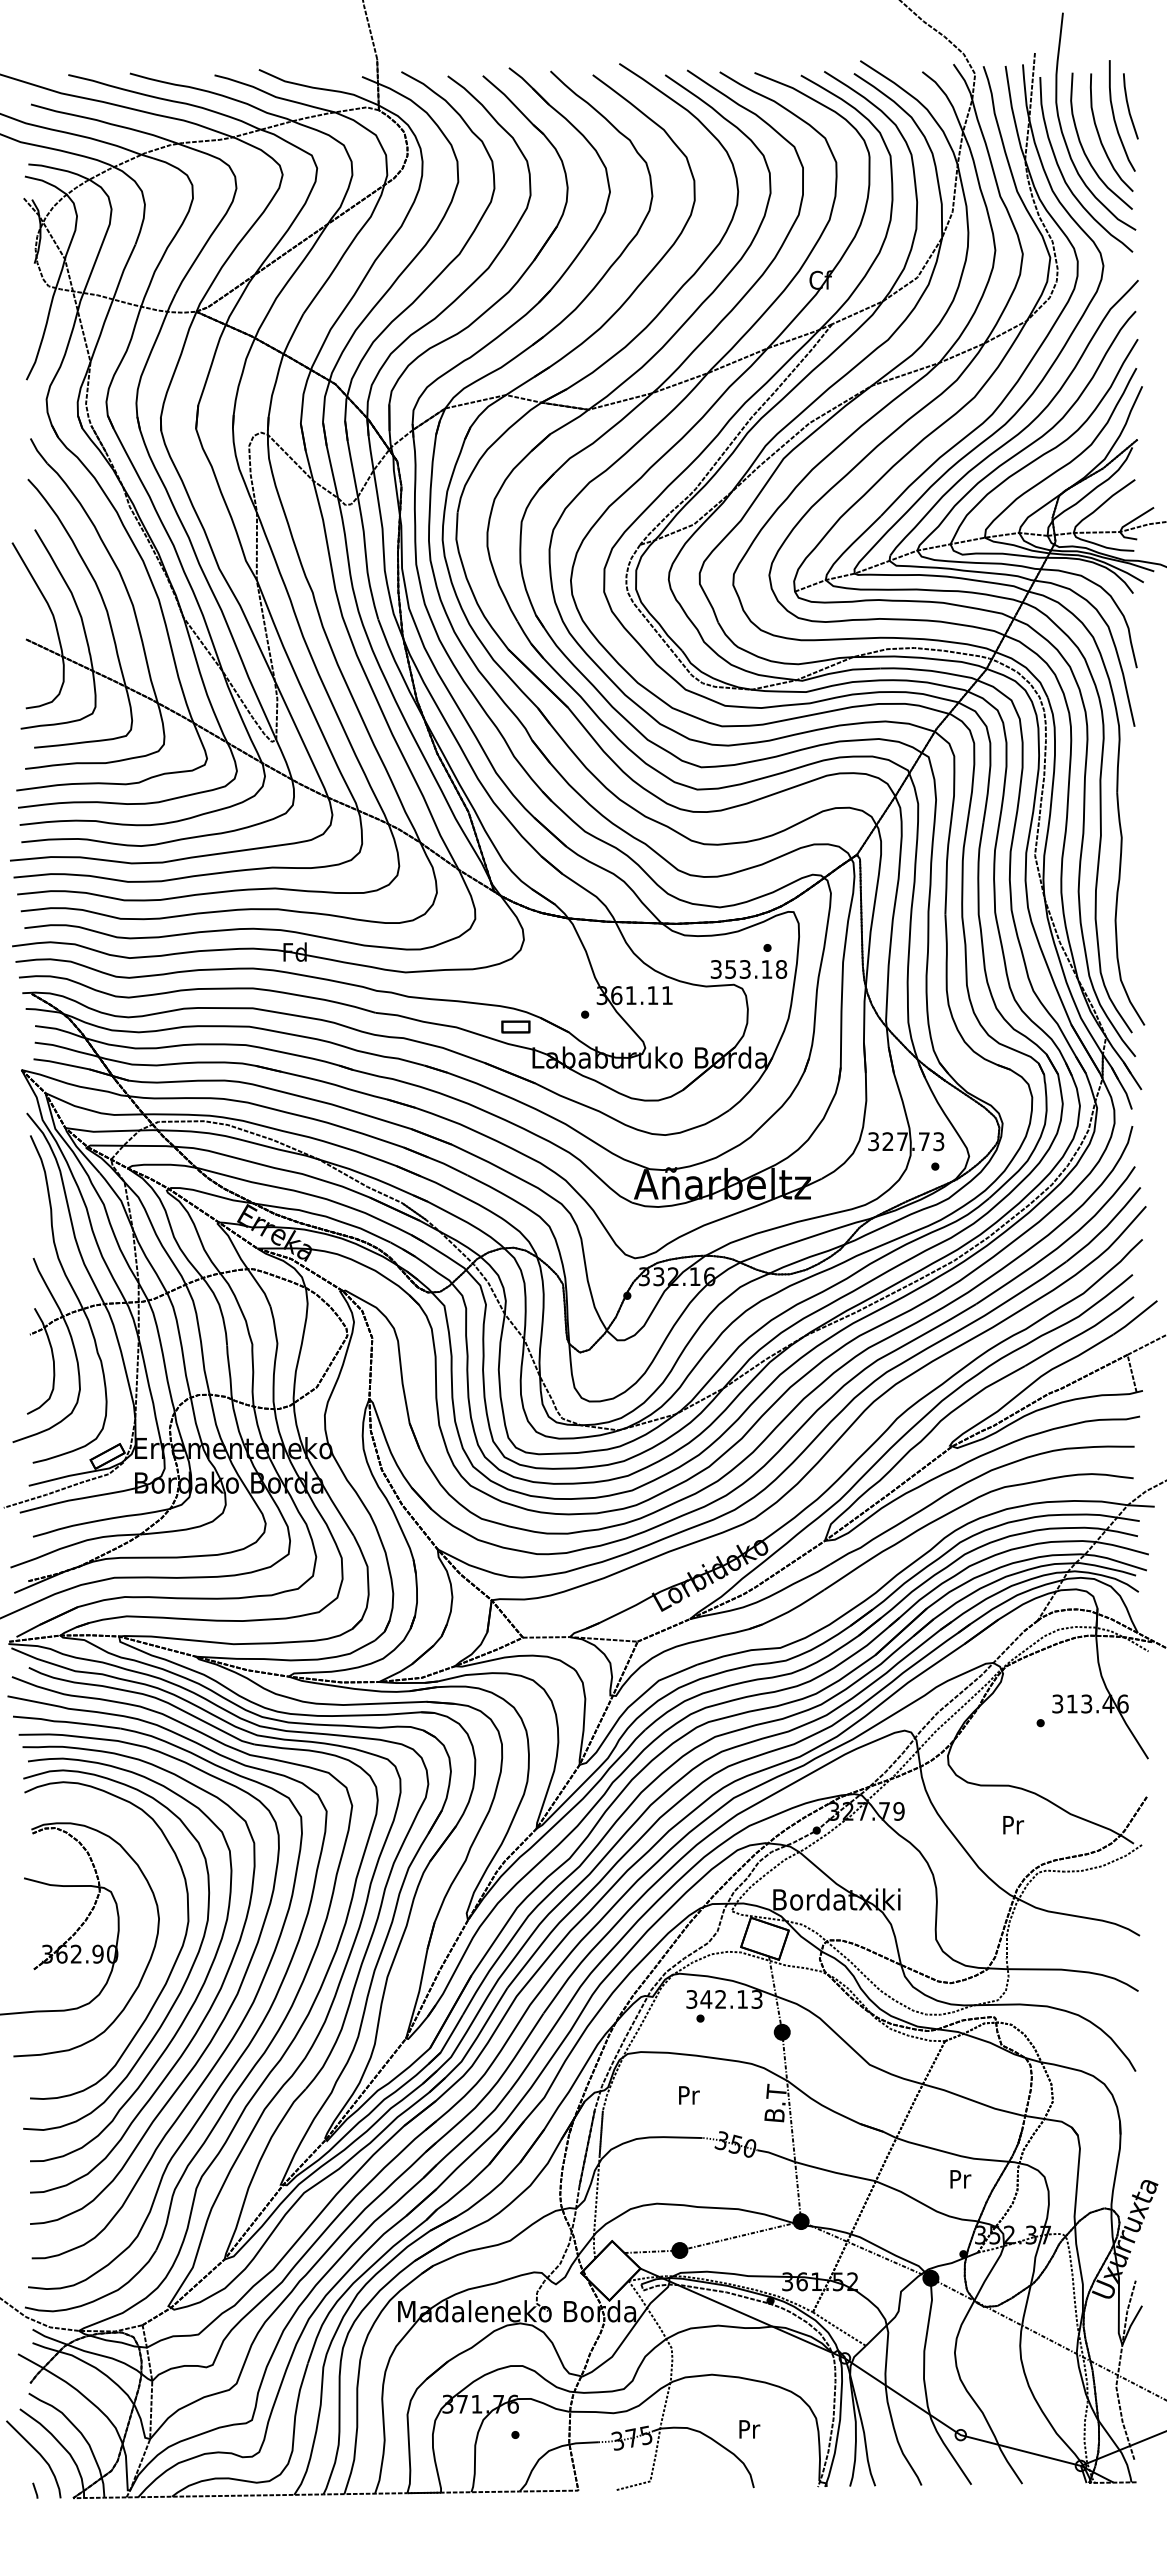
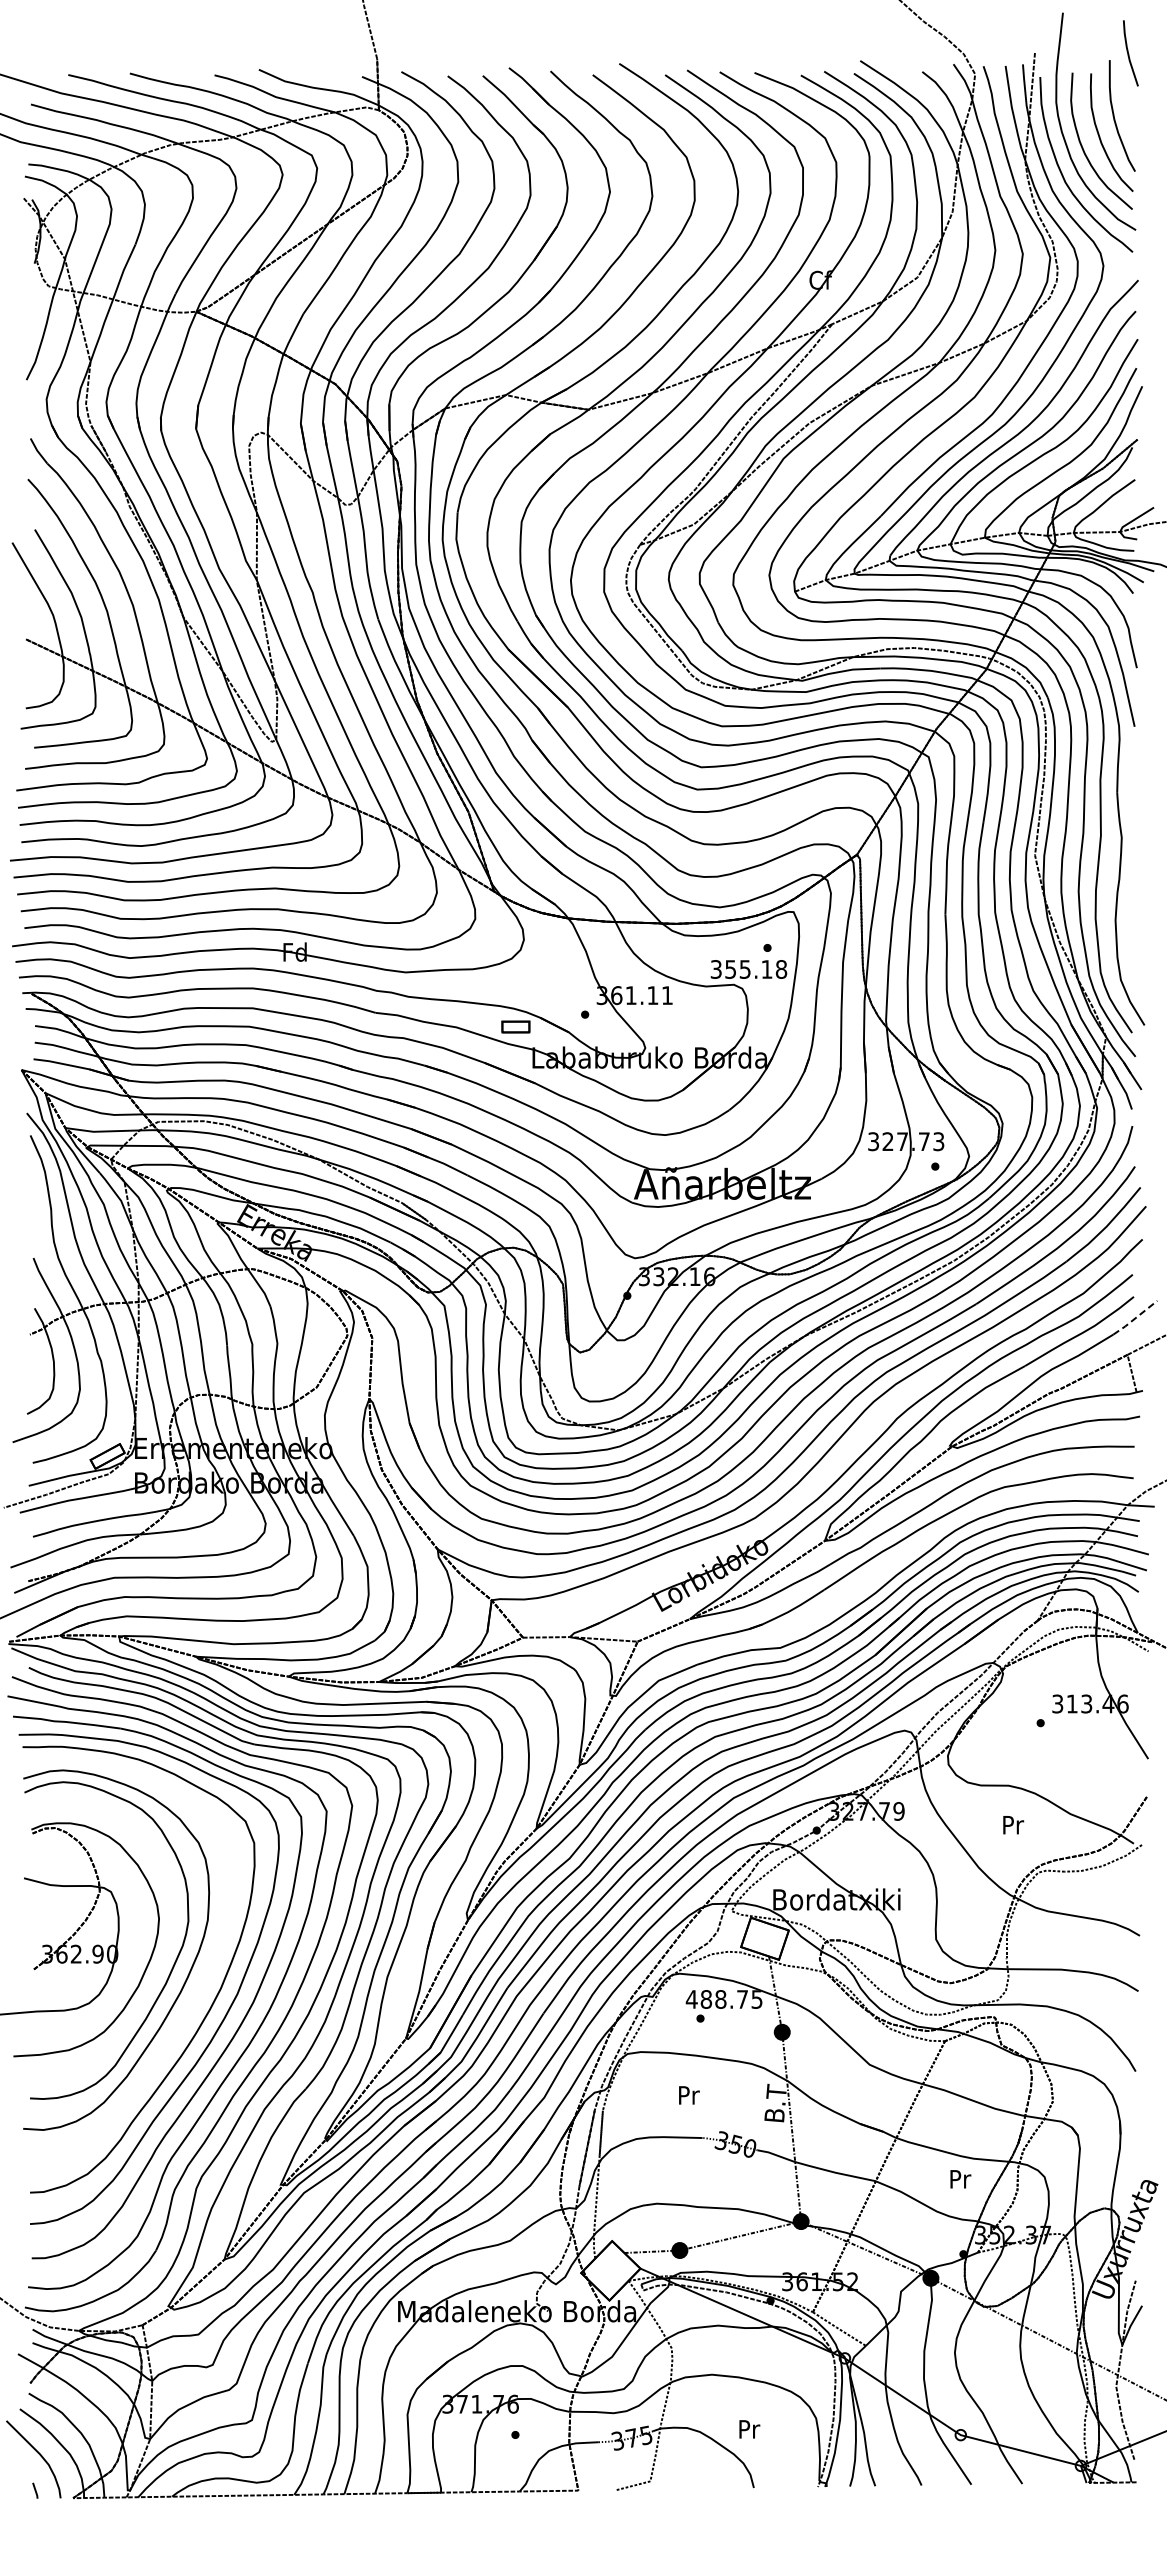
line position: (1129, 106) -> (1129, 53) (1129, 53)
text: 353.18 -> 355.18 (745, 969)
line: solid -> dashed (1135, 1318)
curve: present -> none (198, 1992)
text: 342.13 -> 488.75 (723, 1999)
